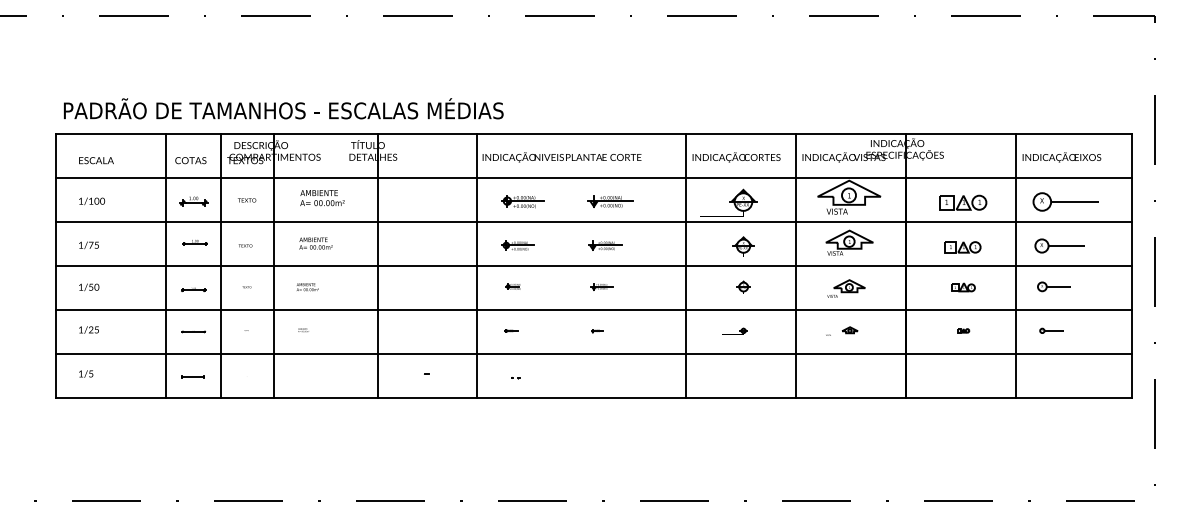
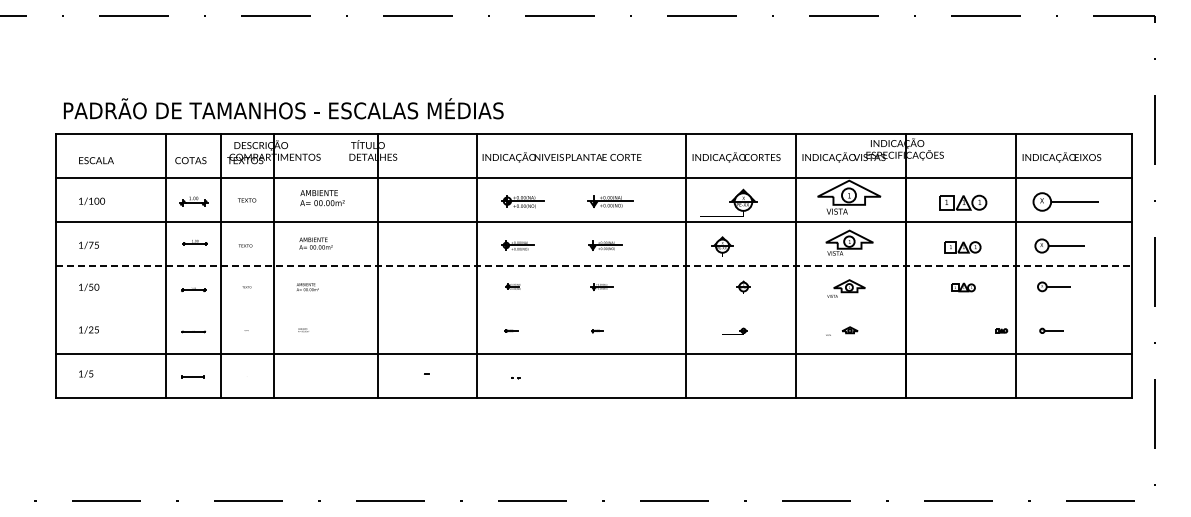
part position: (743, 246) -> (722, 246) (722, 246)
line: solid -> dashed (594, 265)
line: present -> none (594, 309)
part position: (963, 330) -> (1001, 330) (1001, 330)
